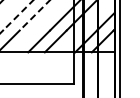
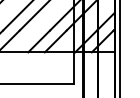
line: dashed -> solid (17, 15)
line: dashed -> solid (34, 15)
